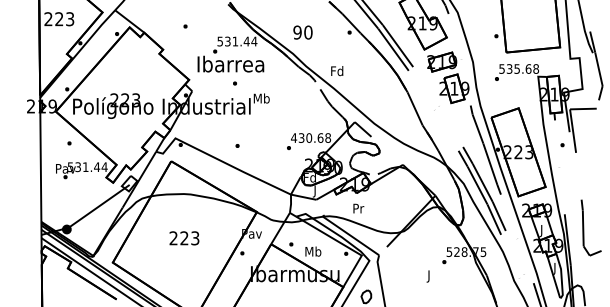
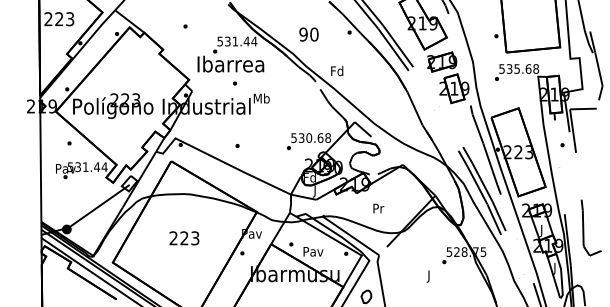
text position: (302, 32) -> (308, 34) (308, 34)
text: 430.68 -> 530.68 (294, 137)
text position: (358, 208) -> (378, 208) (378, 208)
text: Mb -> Pav (313, 251)
